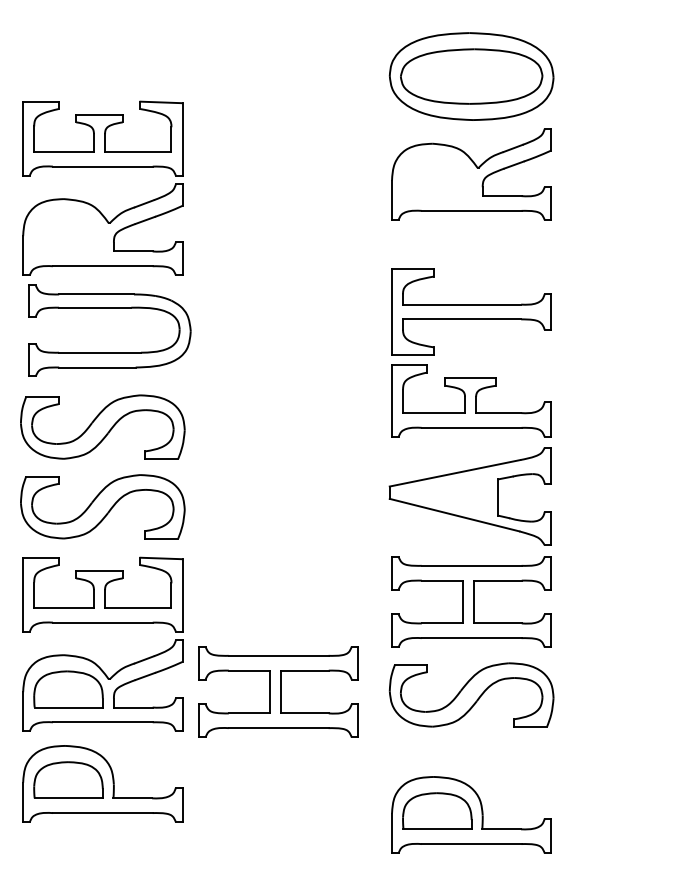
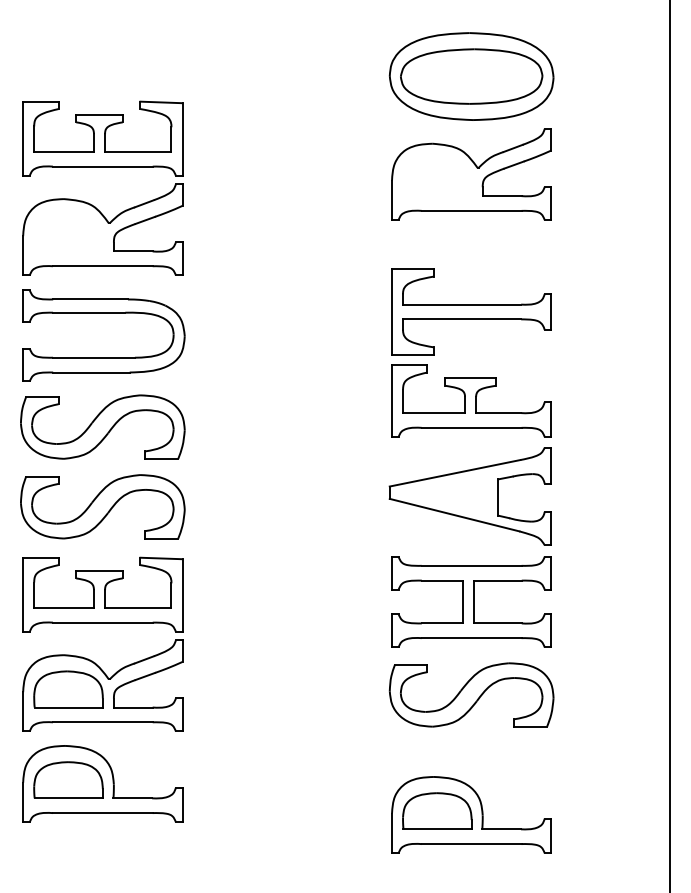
part position: (109, 308) -> (103, 313) (103, 313)
line: none -> present (670, 445)
part: present -> none (278, 691)
